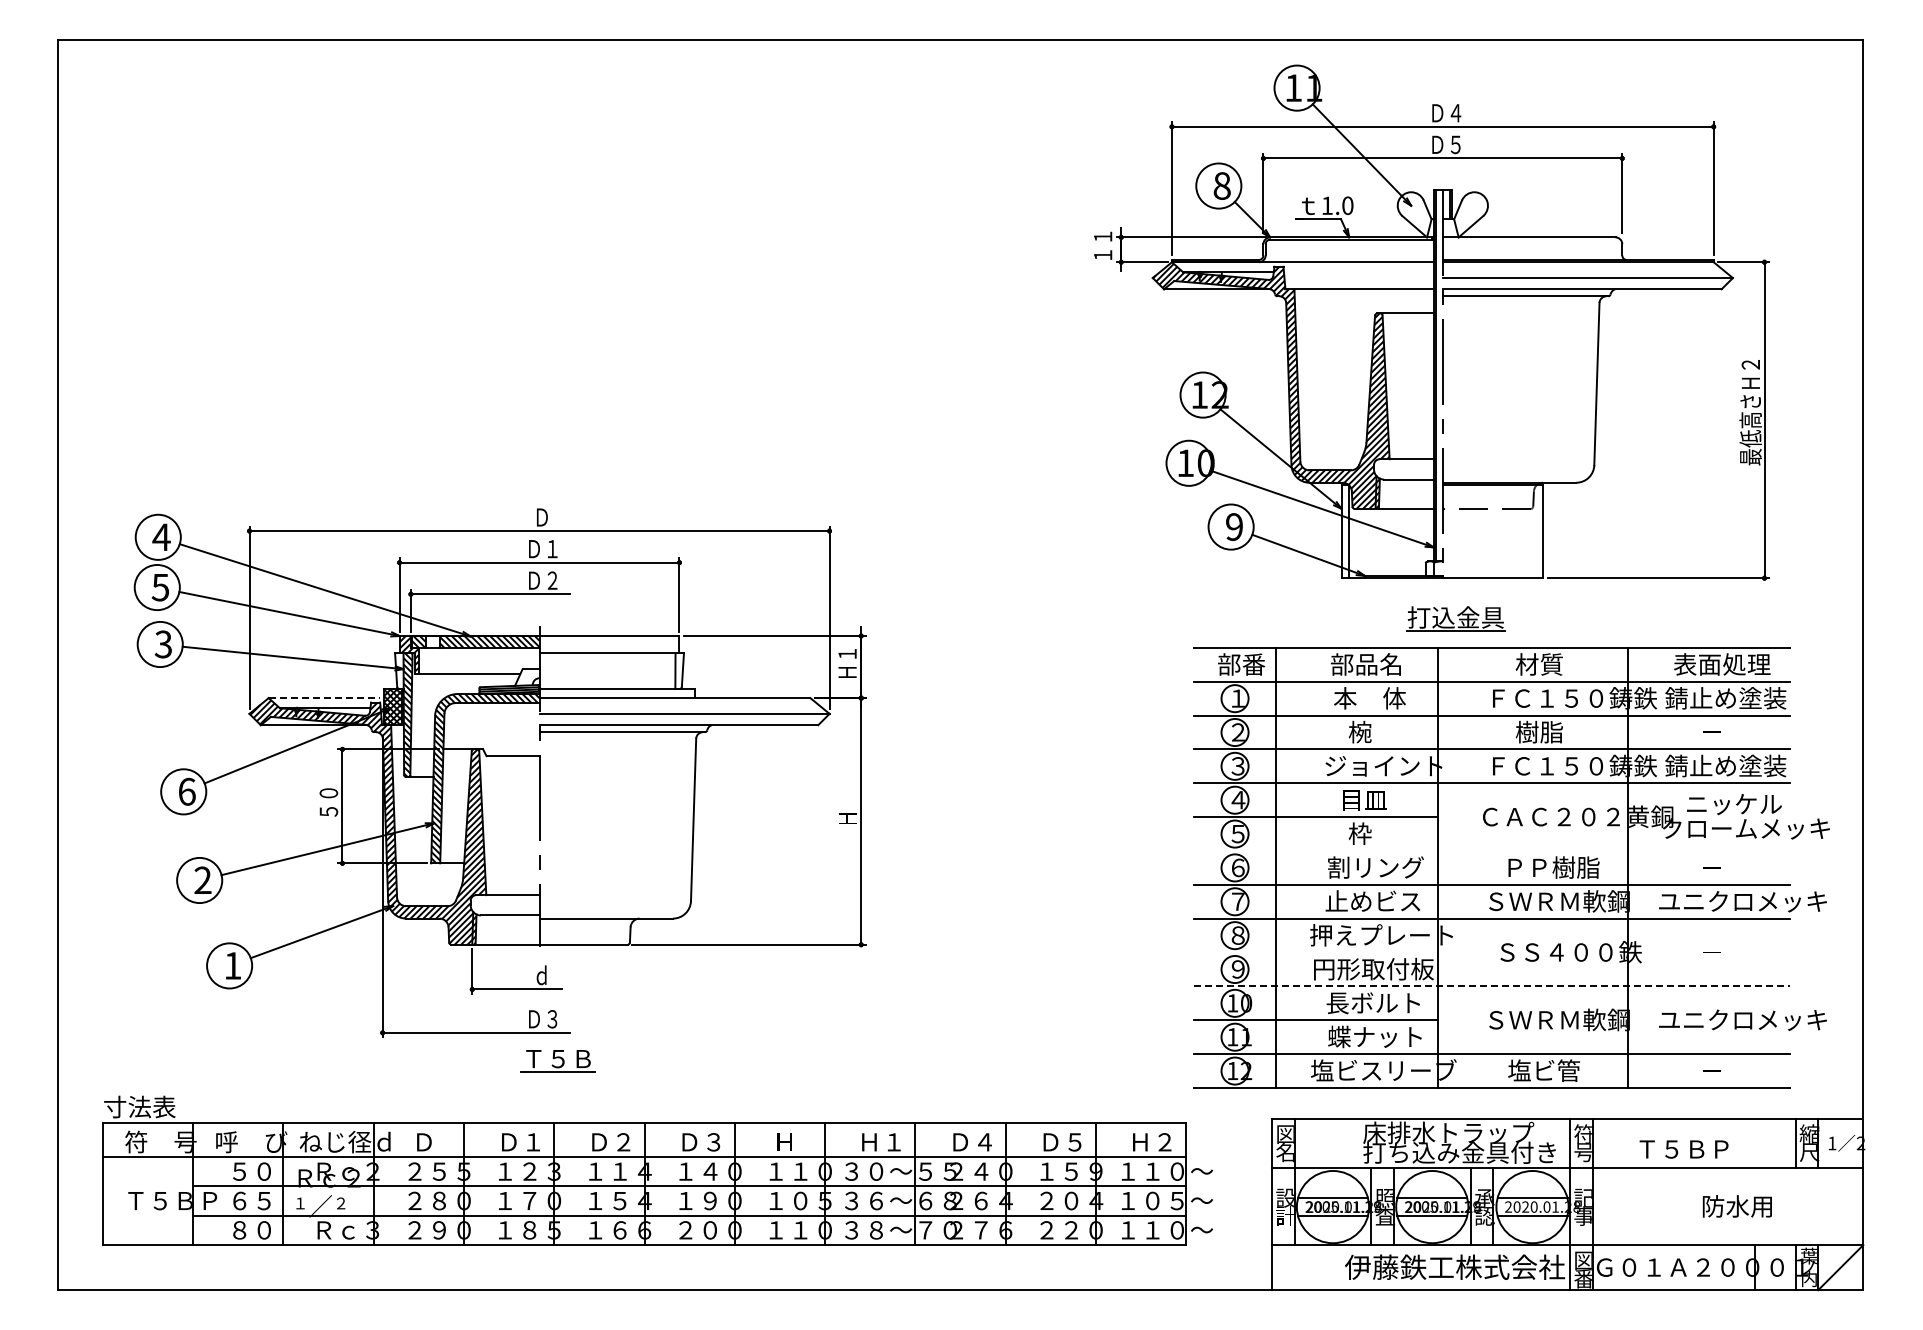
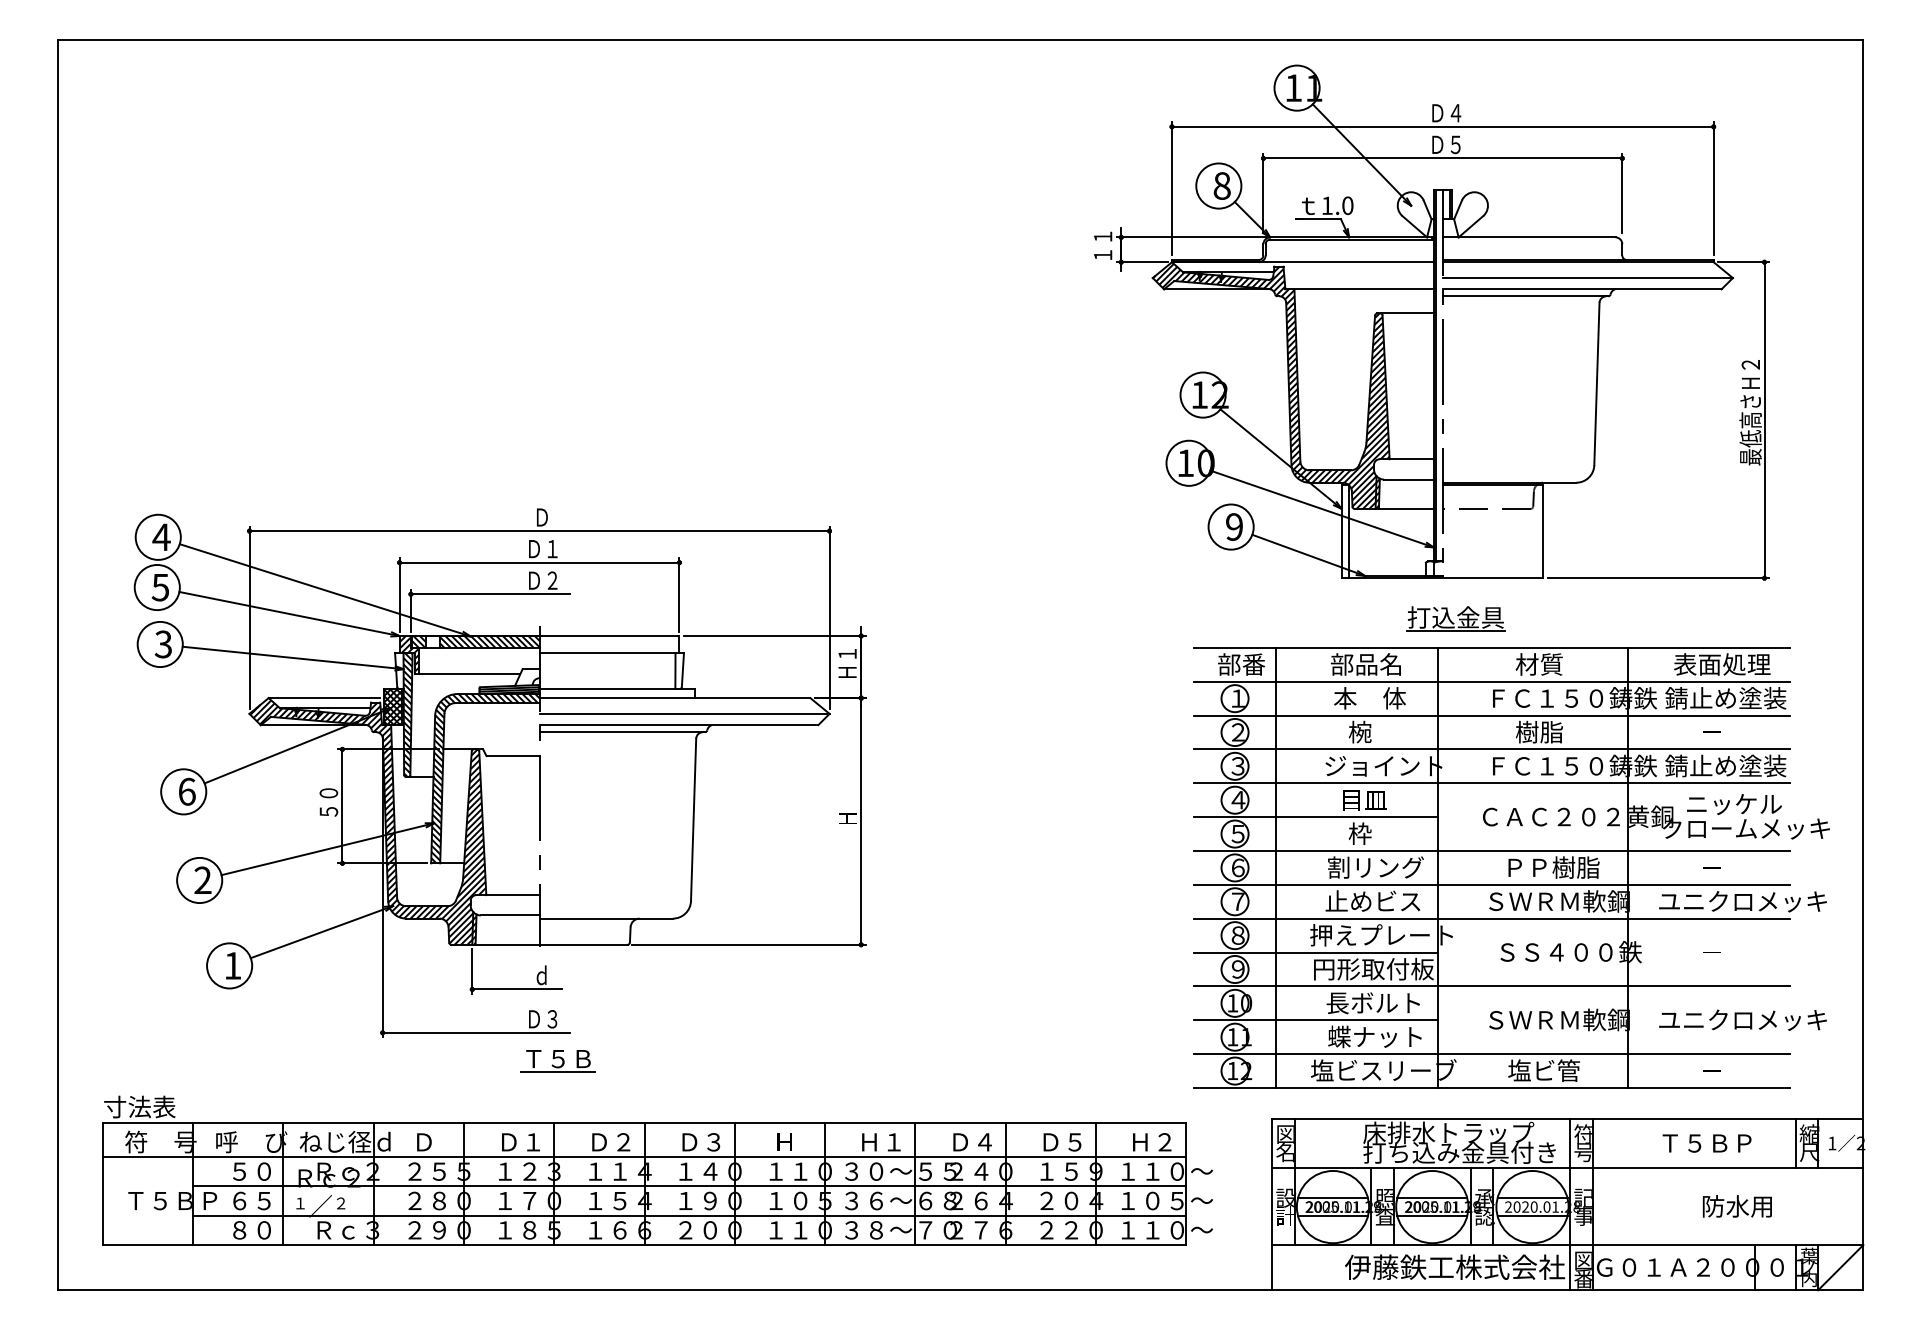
line: dashed -> solid (324, 698)
line: none -> present (1492, 851)
line: none -> present (1316, 952)
line: dashed -> solid (1492, 986)
text position: (1683, 1149) -> (1706, 1143) (1706, 1143)
